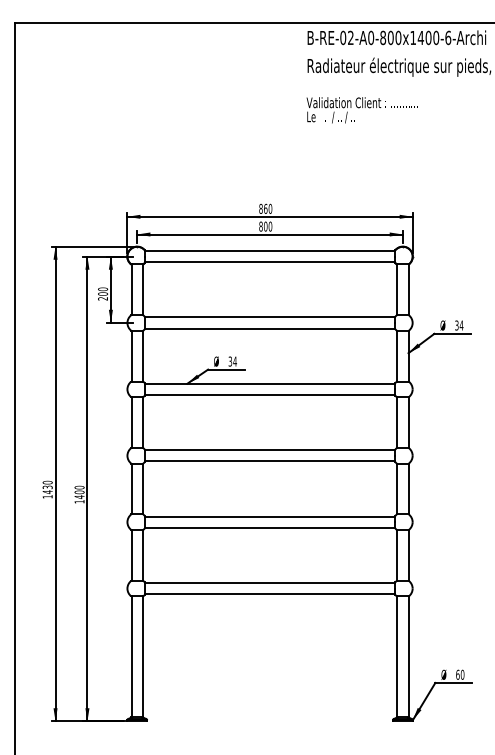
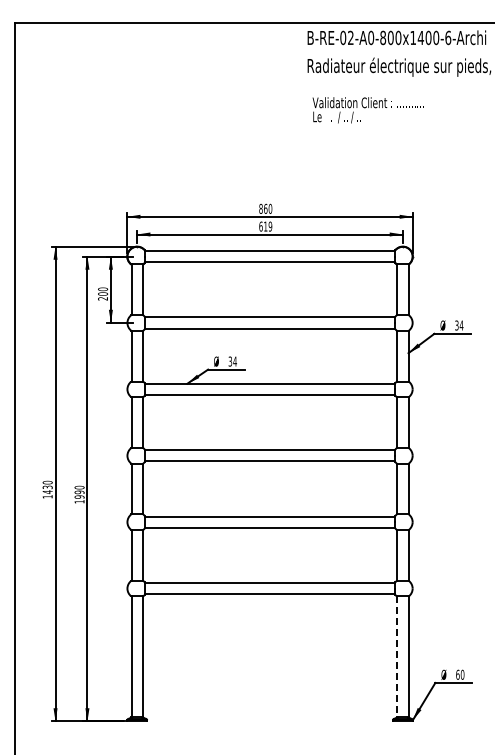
text position: (361, 110) -> (367, 110) (367, 110)
text: 800 -> 619 (265, 226)
text: 1400 -> 1990 (79, 494)
line: solid -> dashed (397, 657)
